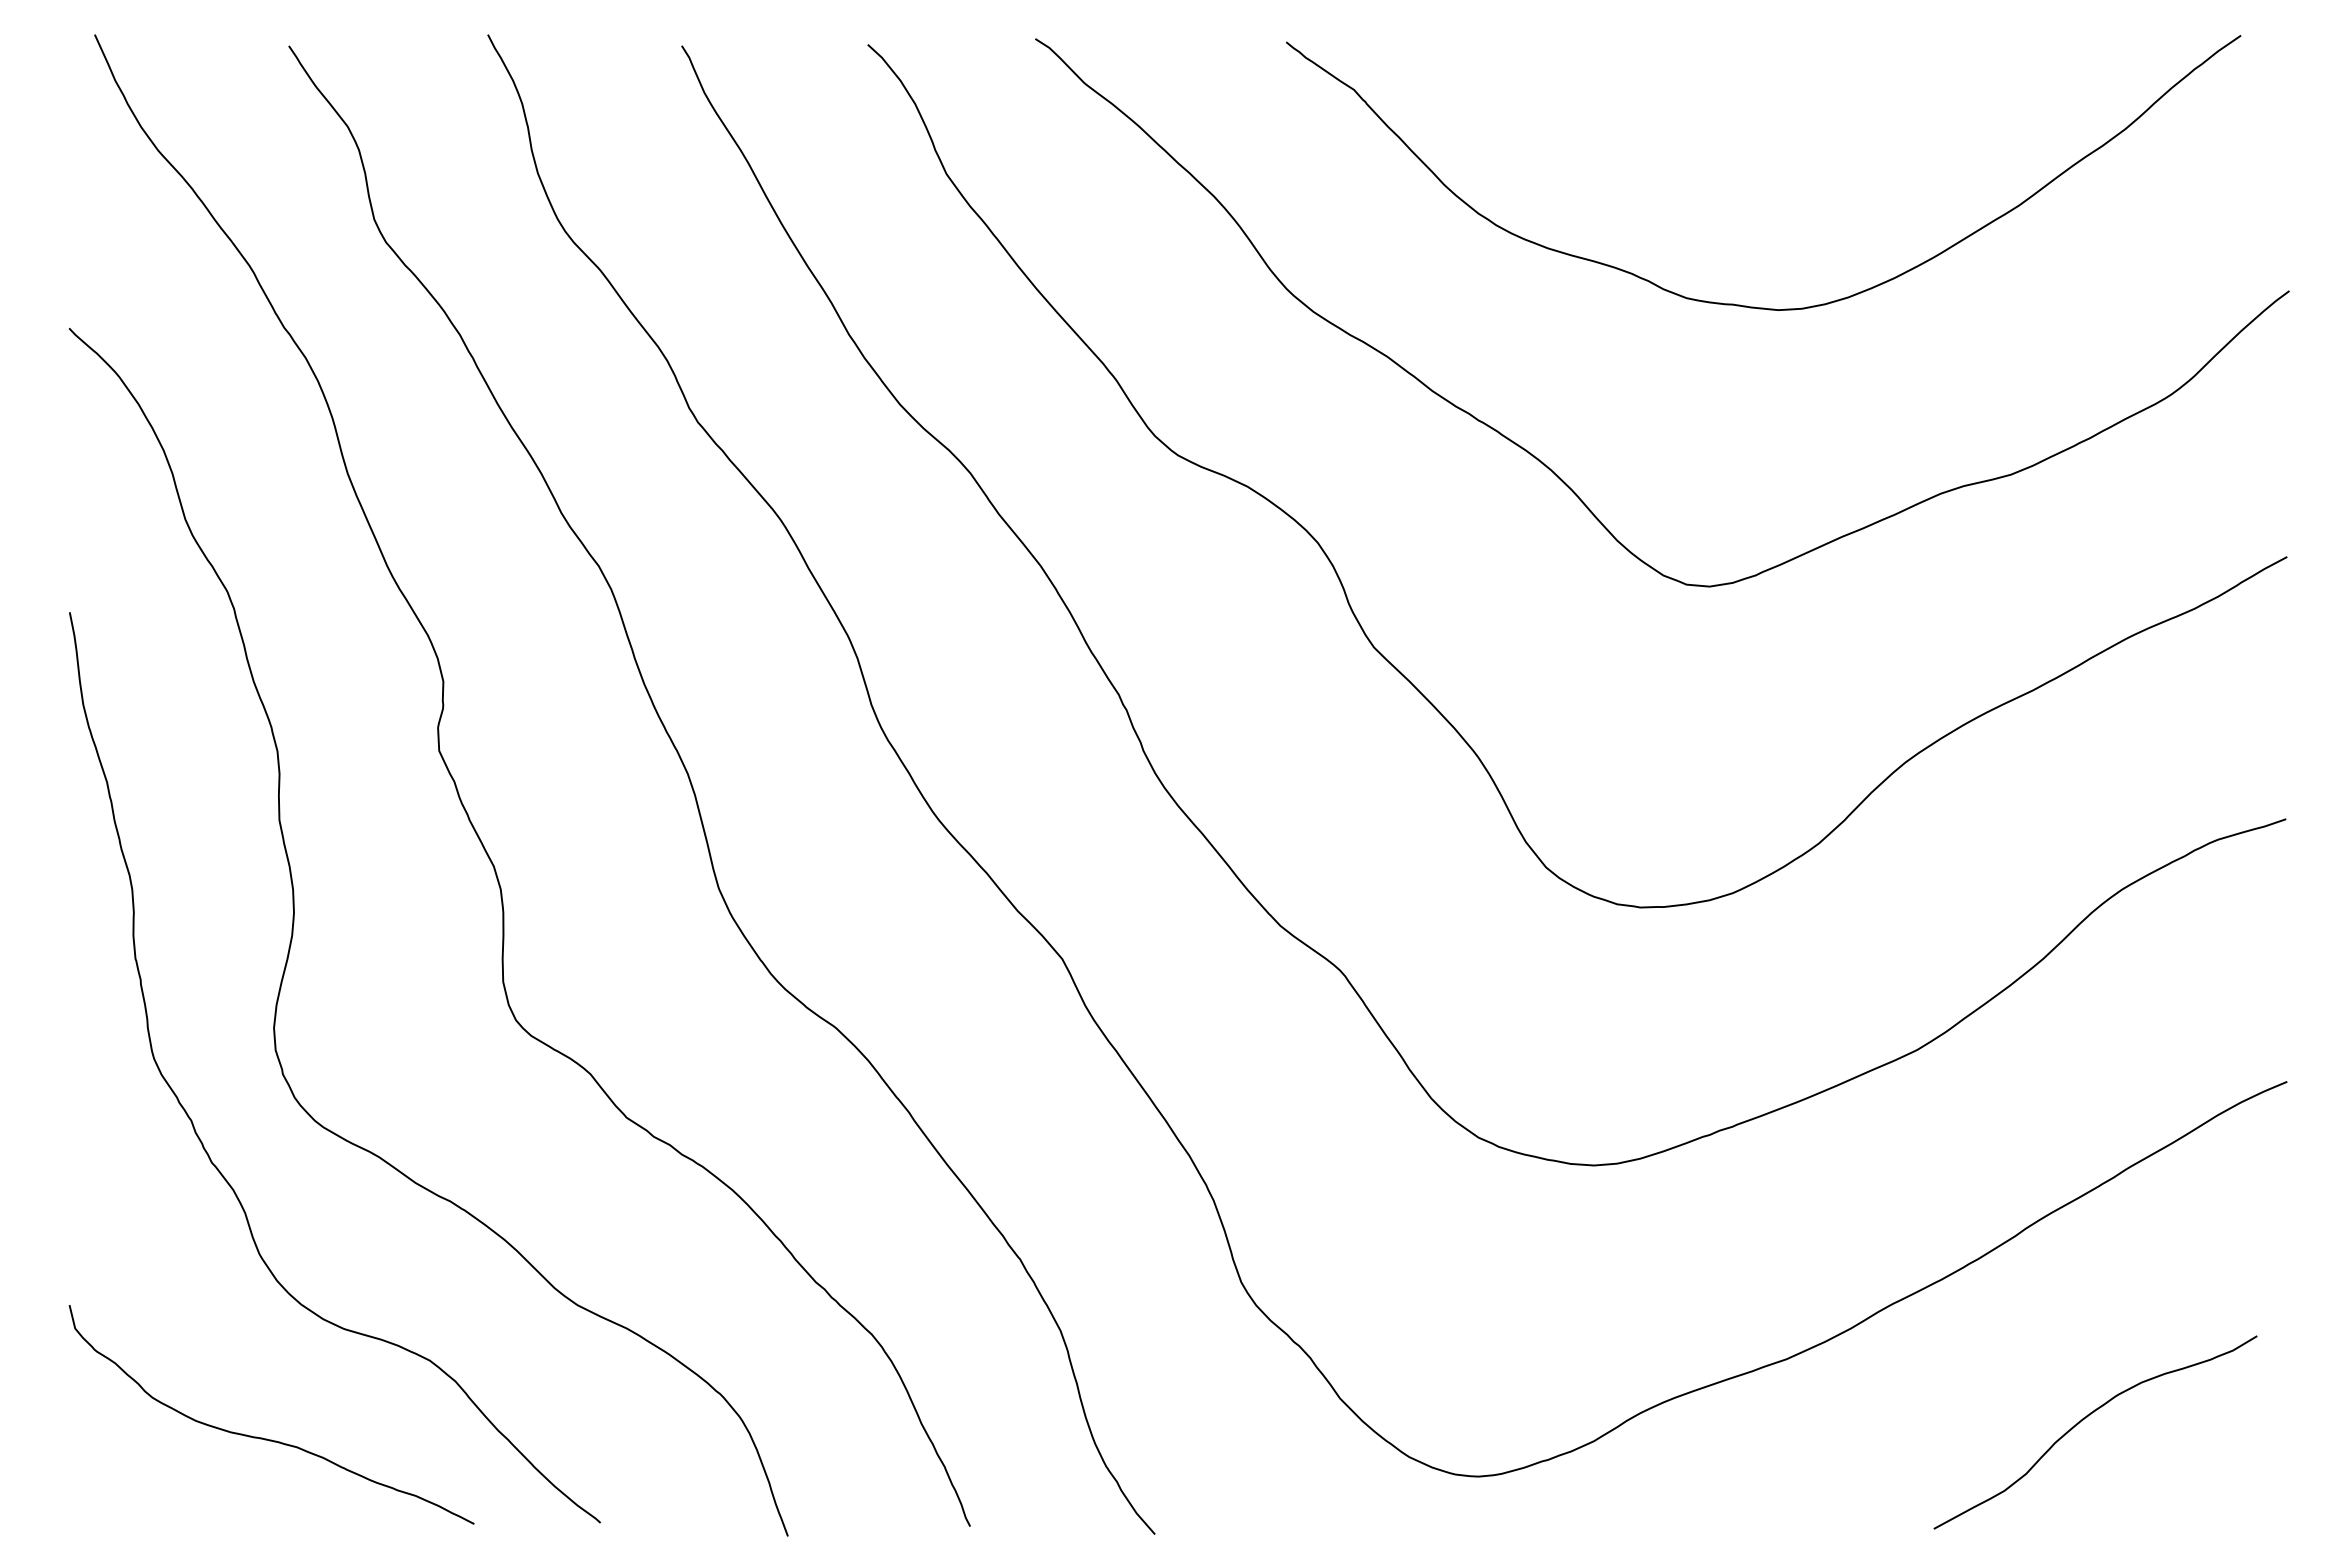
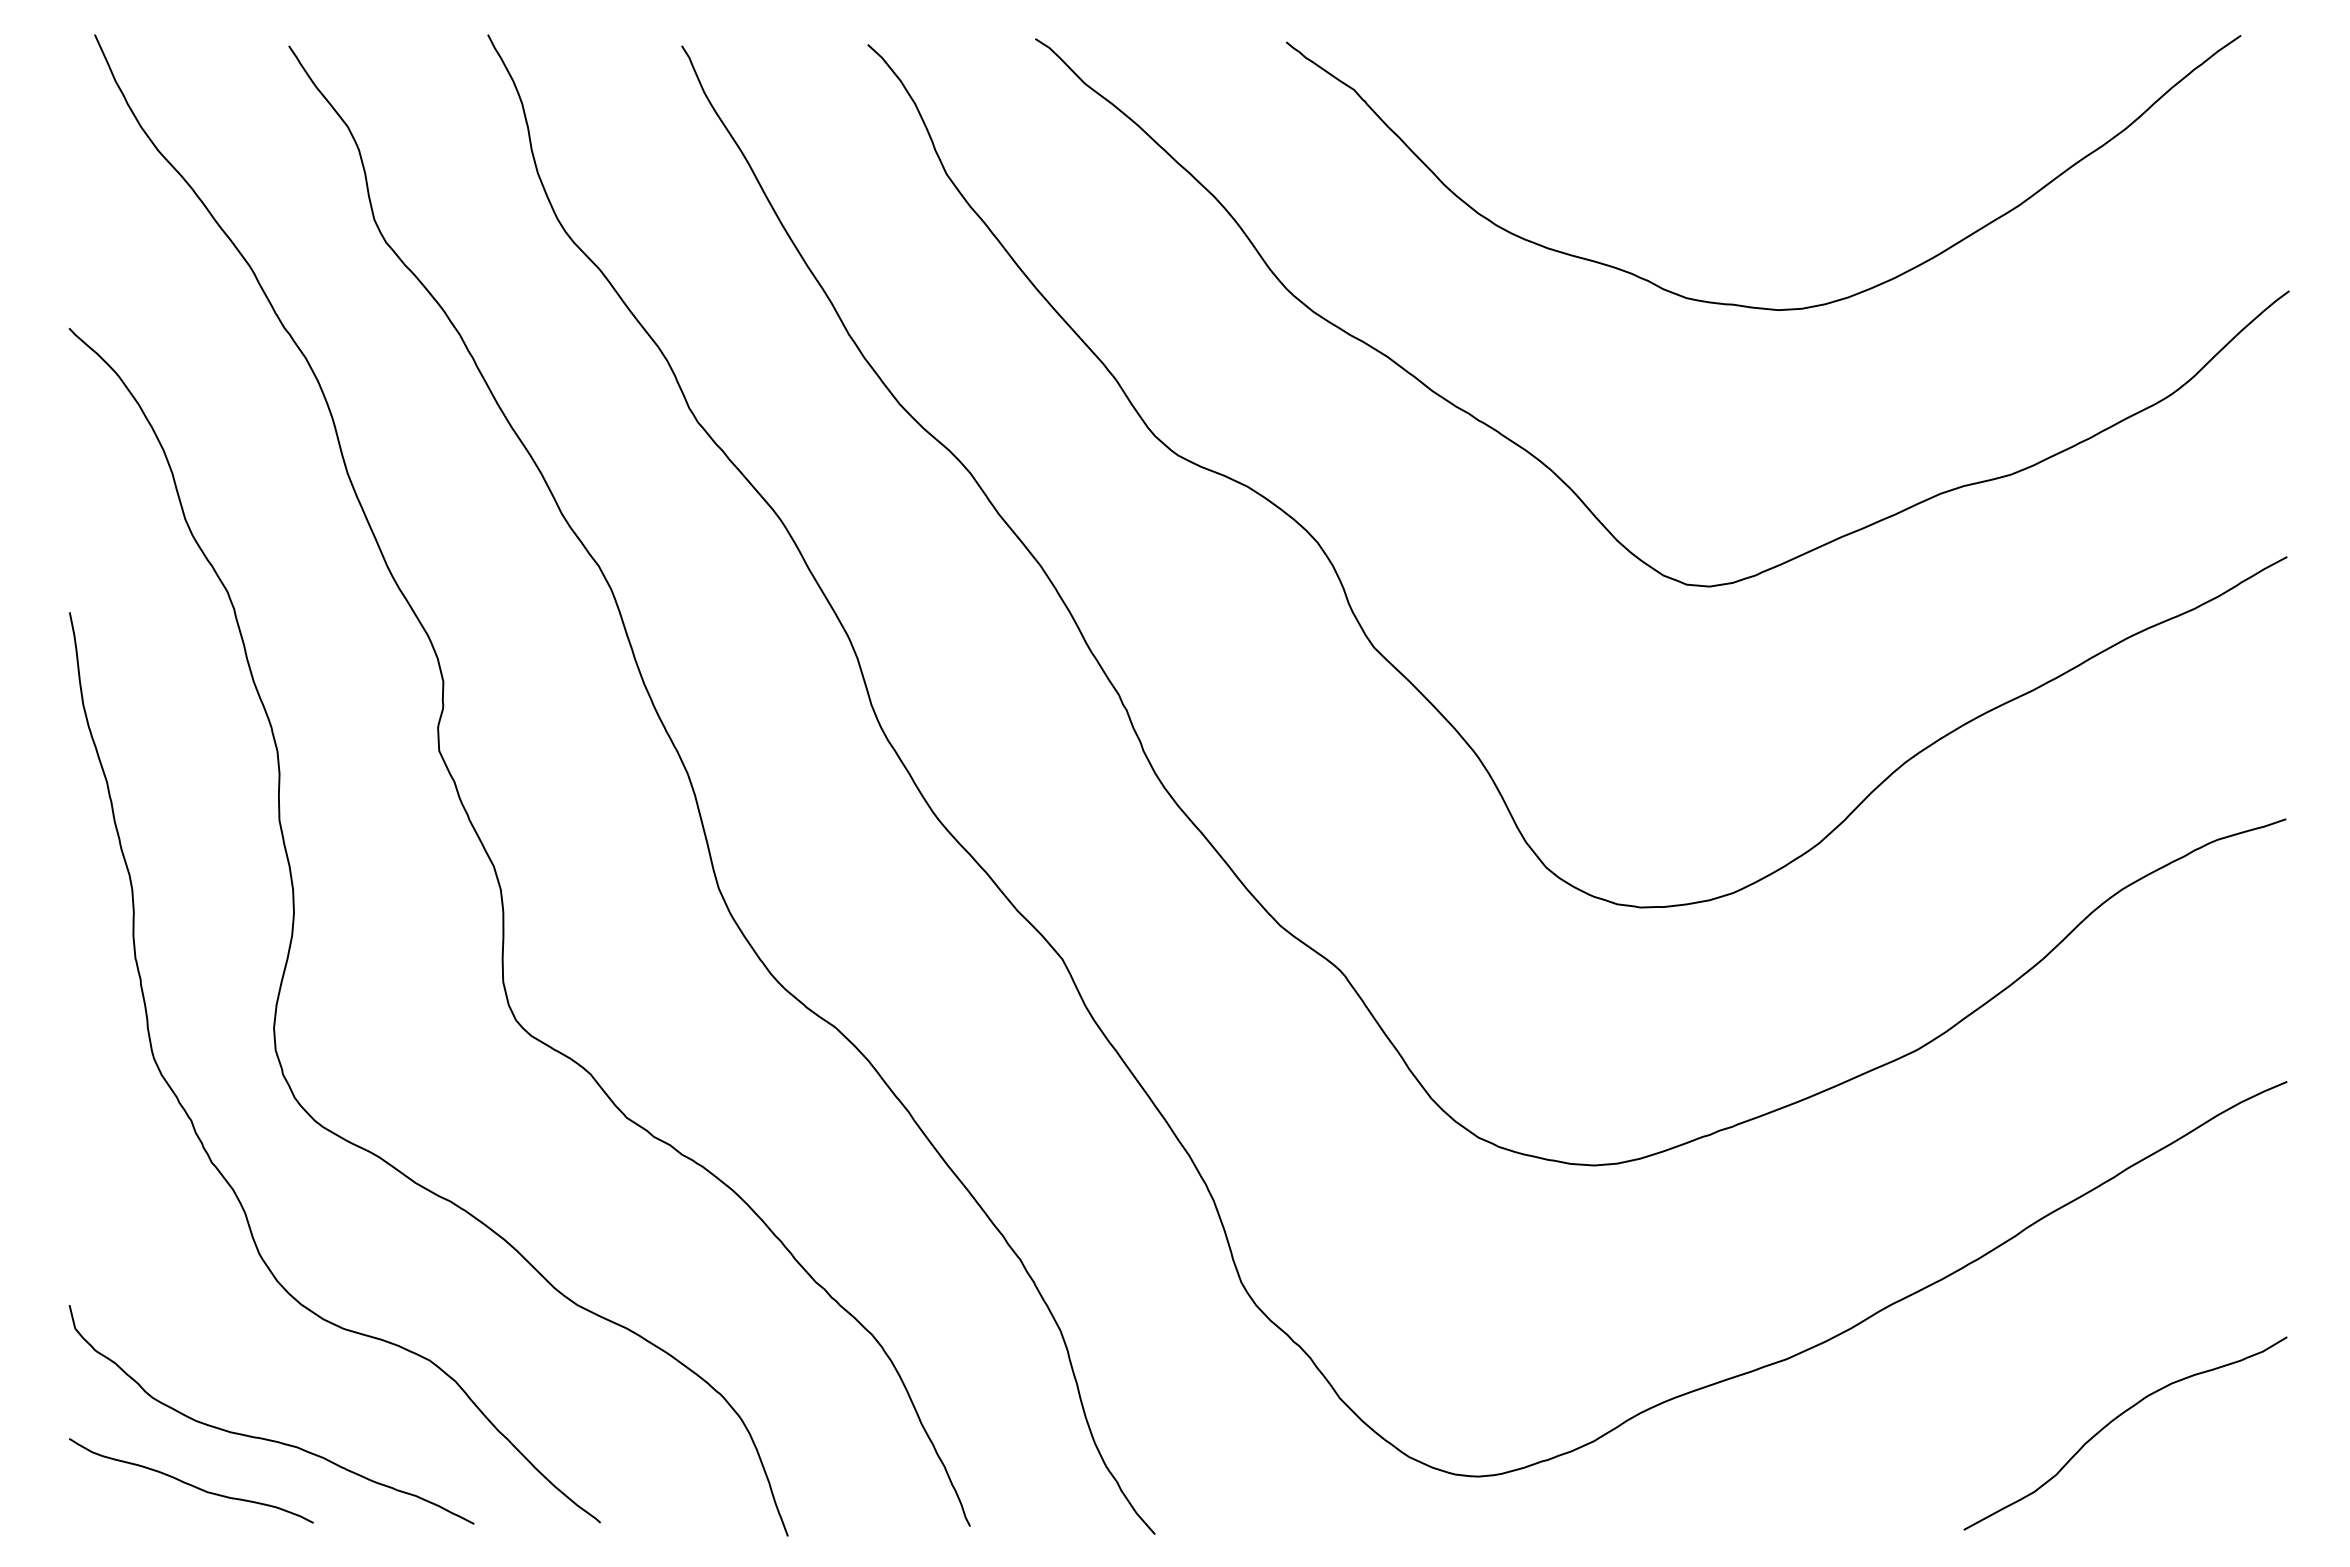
curve position: (2083, 1420) -> (2113, 1421) (2113, 1421)
curve: none -> present (189, 1483)
